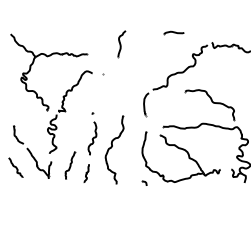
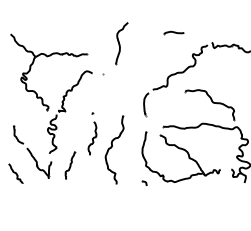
part size: 10x29 px -> 14x44 px (121, 43)
curve position: (15, 167) -> (15, 173) (15, 173)
curve: present -> none (86, 173)
